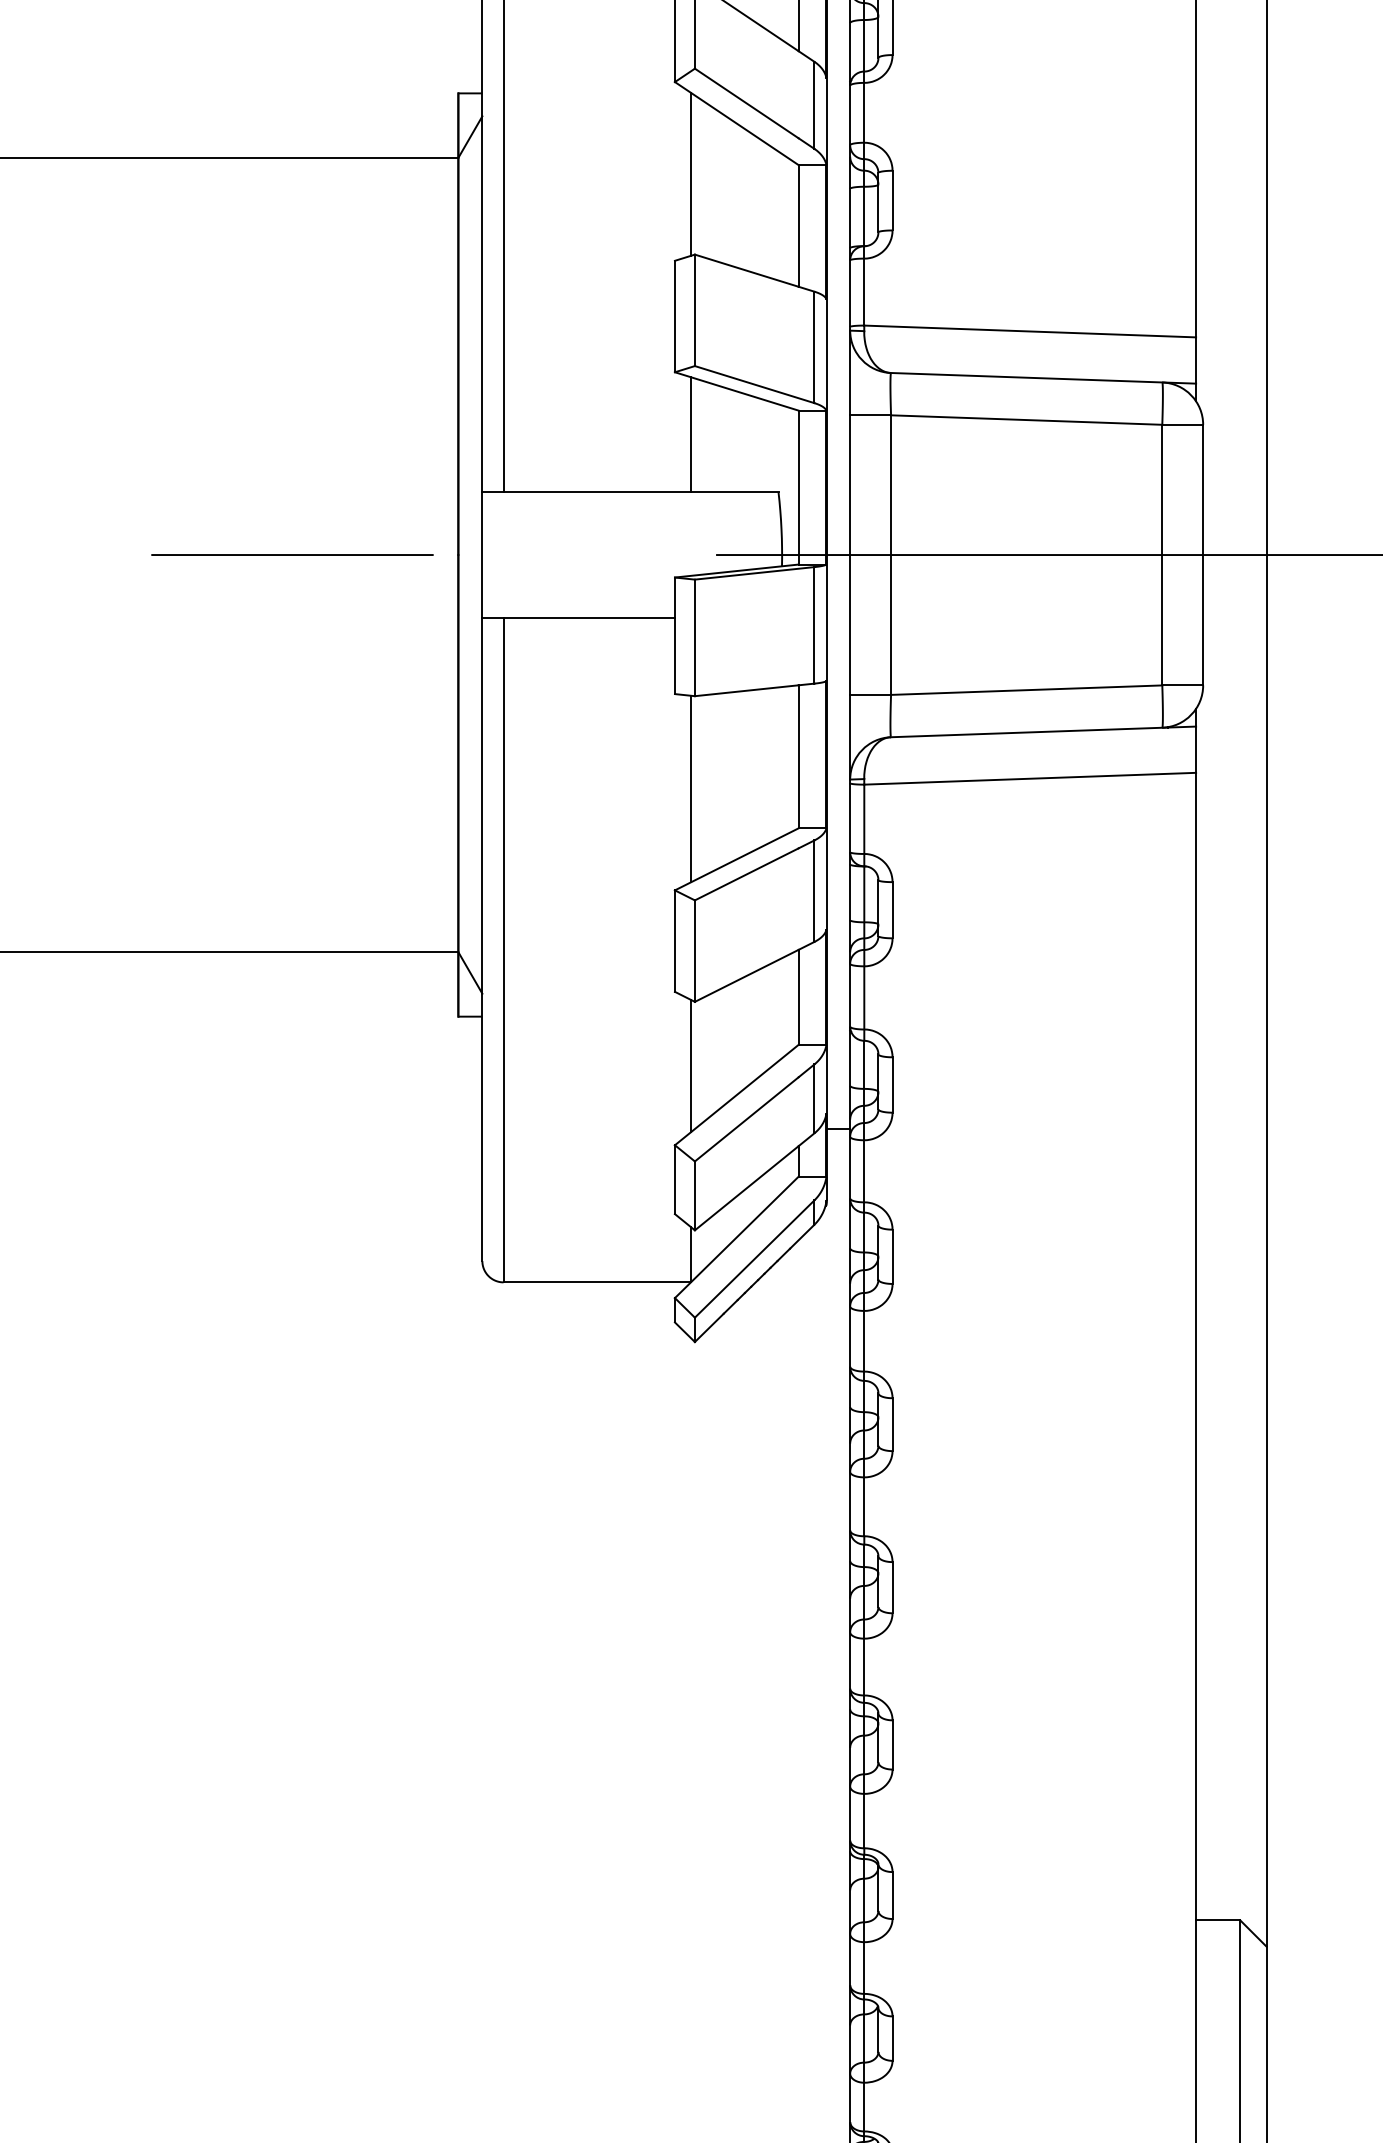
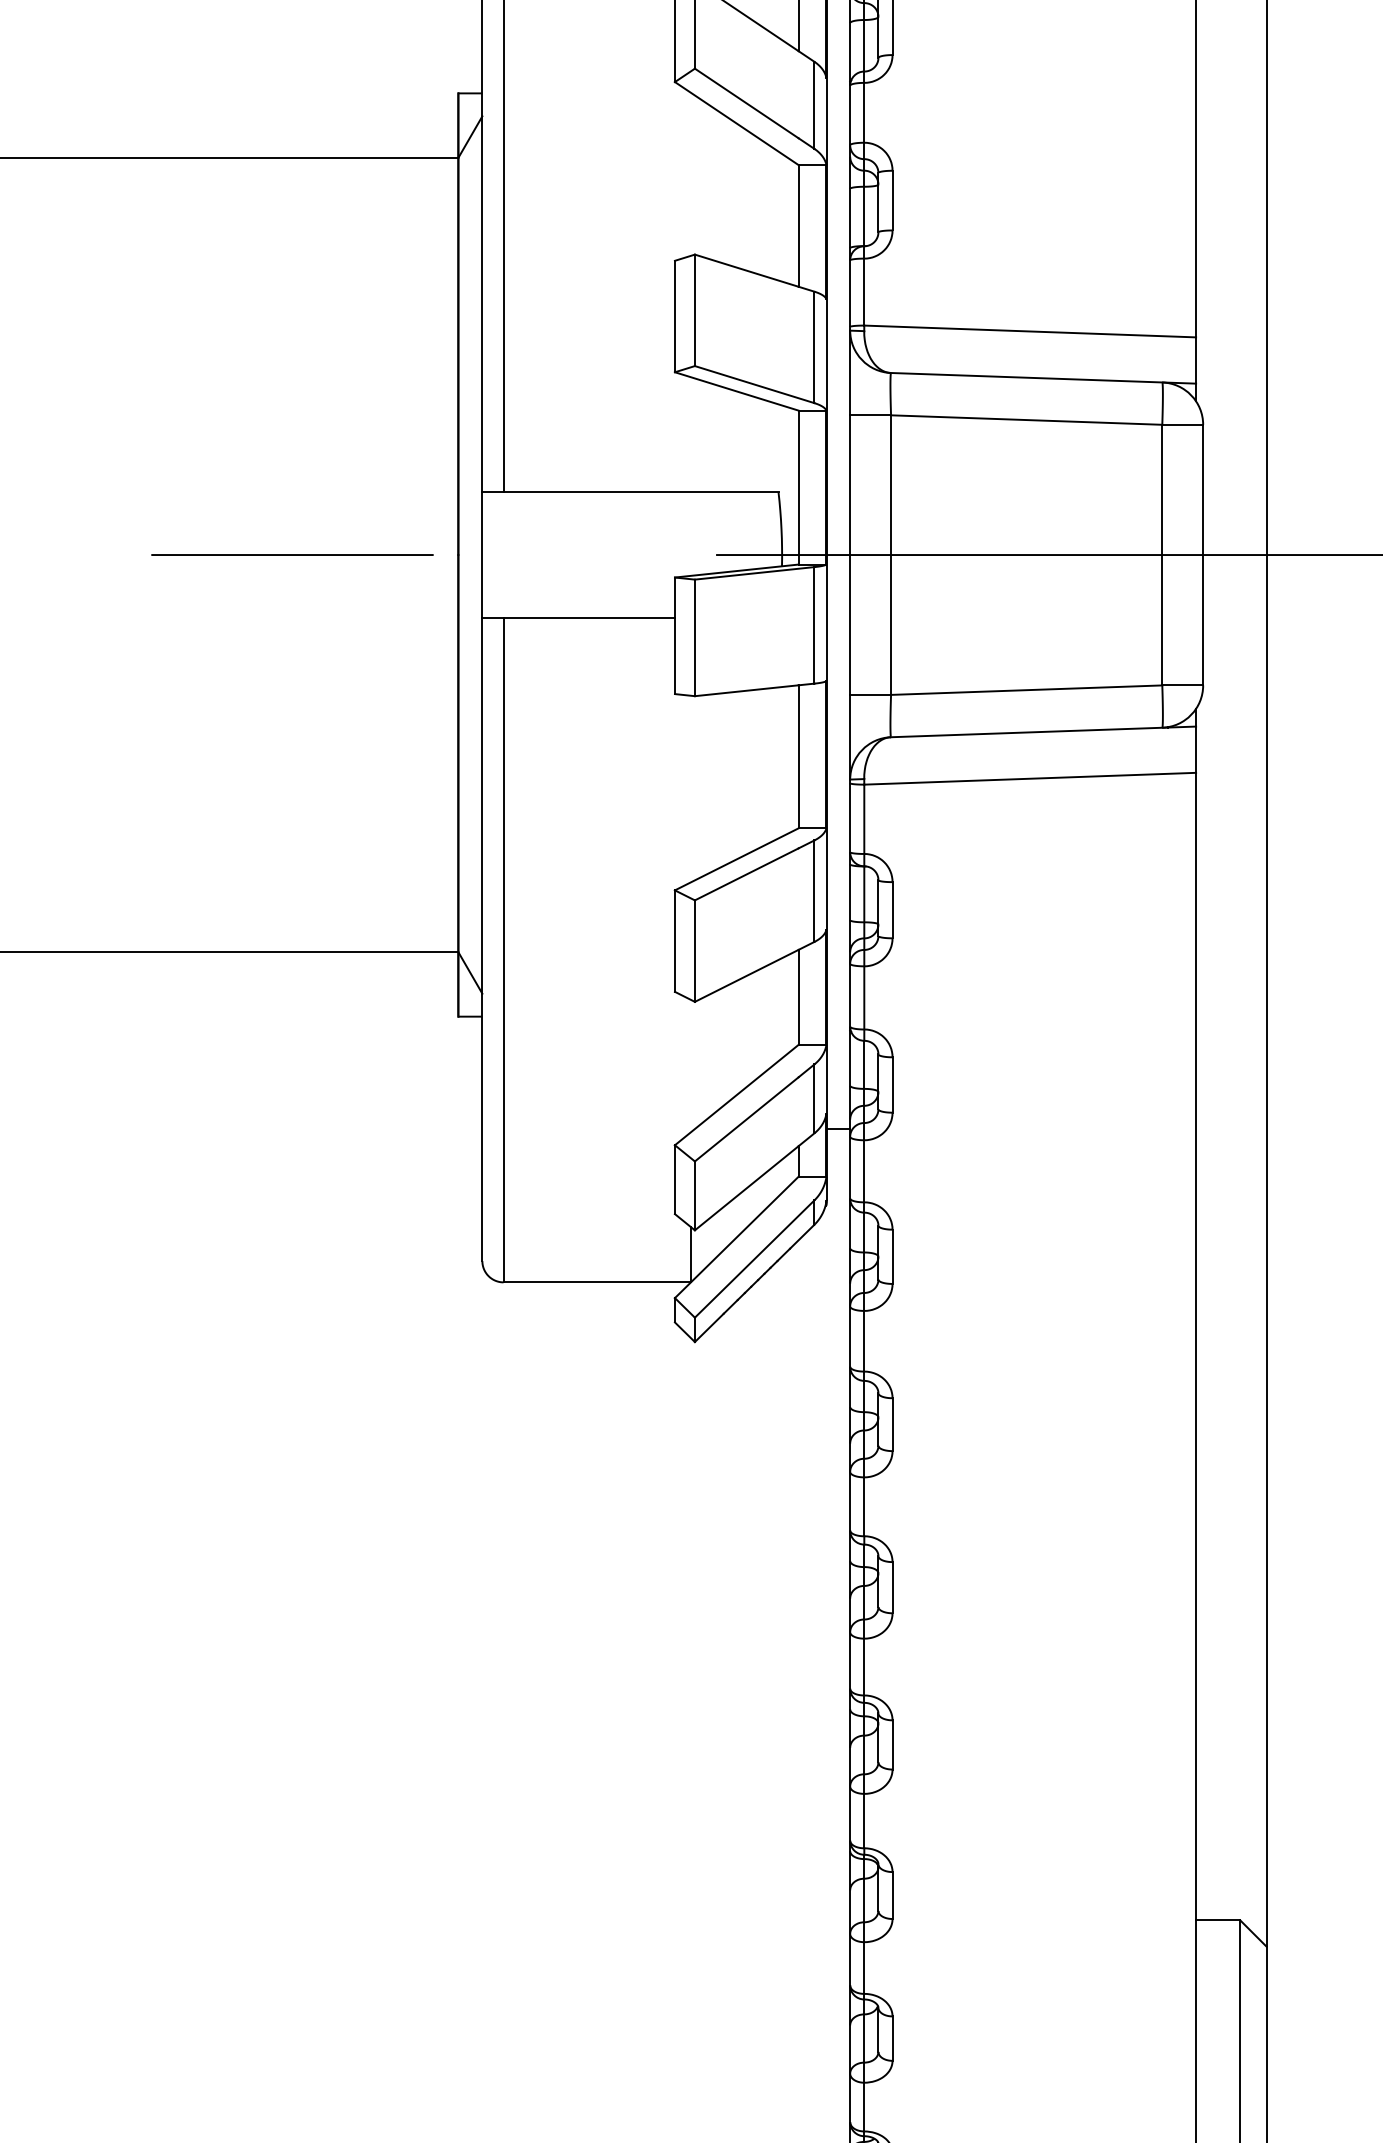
line: present -> none (691, 174)
line: present -> none (691, 434)
line: present -> none (691, 788)
line: present -> none (691, 1065)
